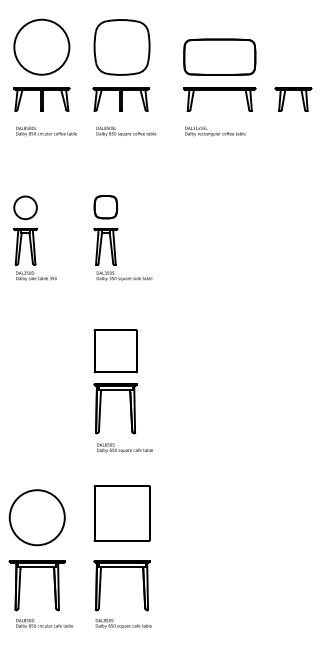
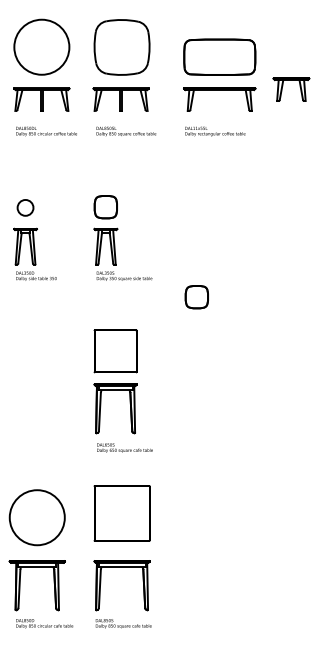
part position: (301, 97) -> (299, 87) (299, 87)
part size: 25x26 px -> 19x18 px (25, 207)
part: none -> present (196, 297)
